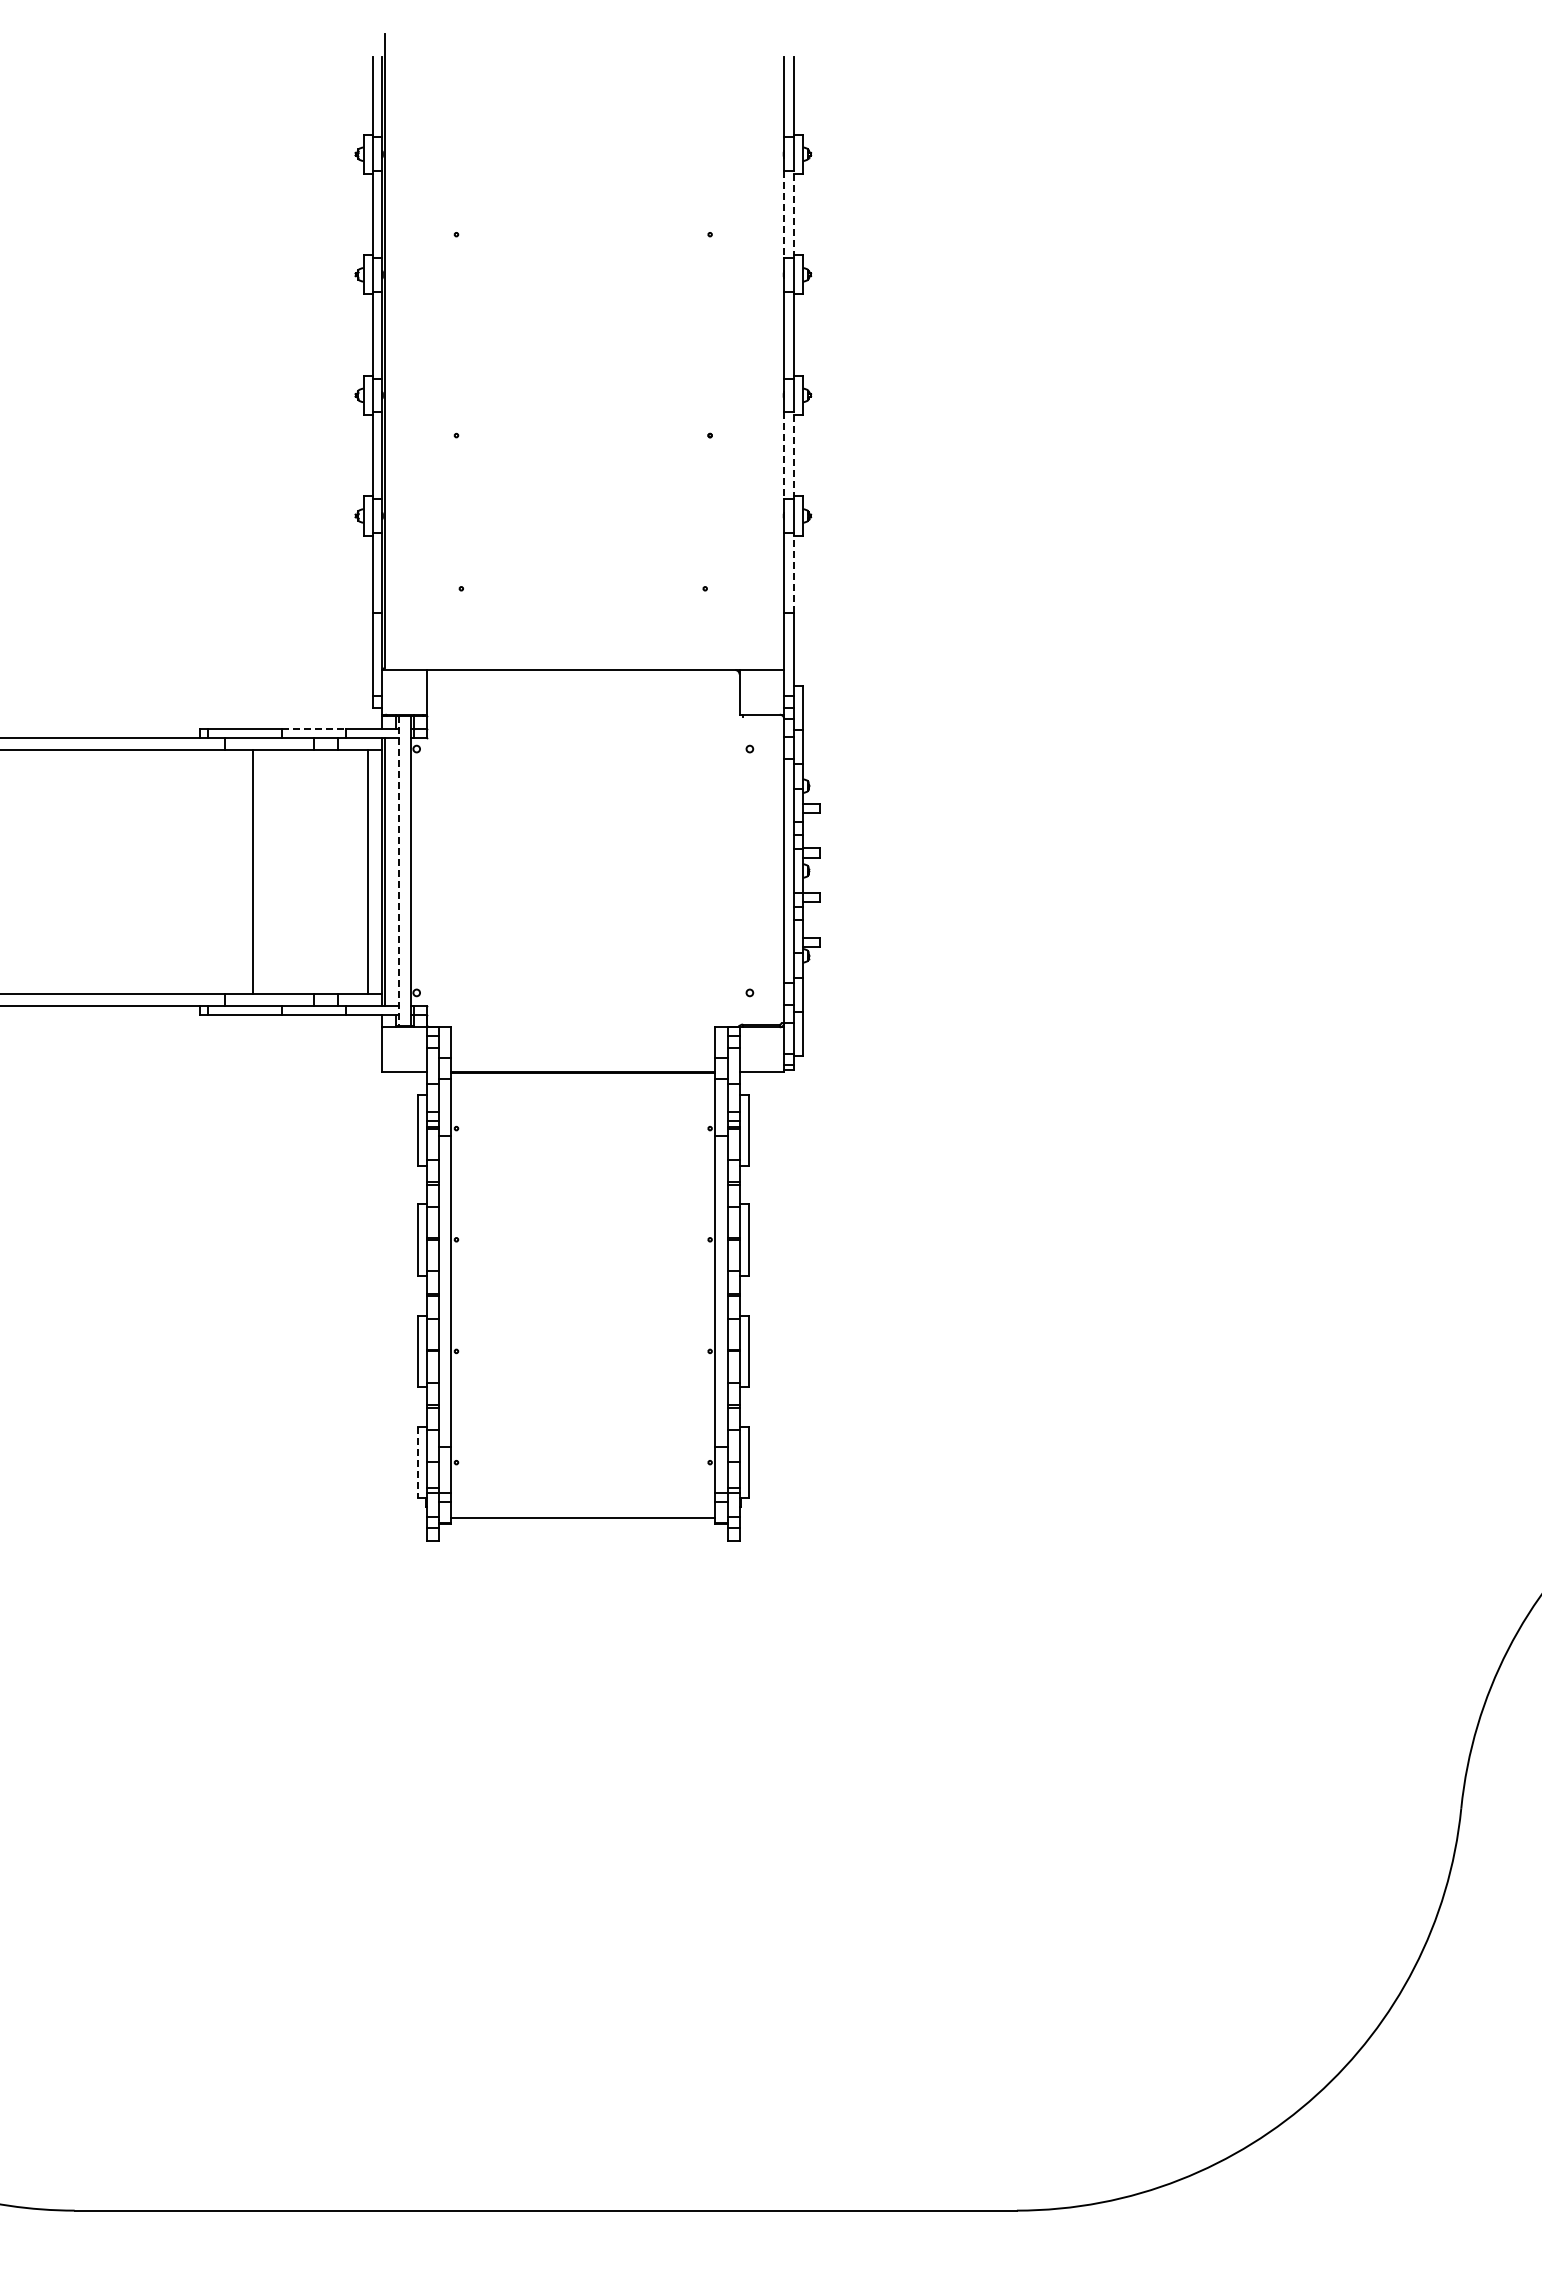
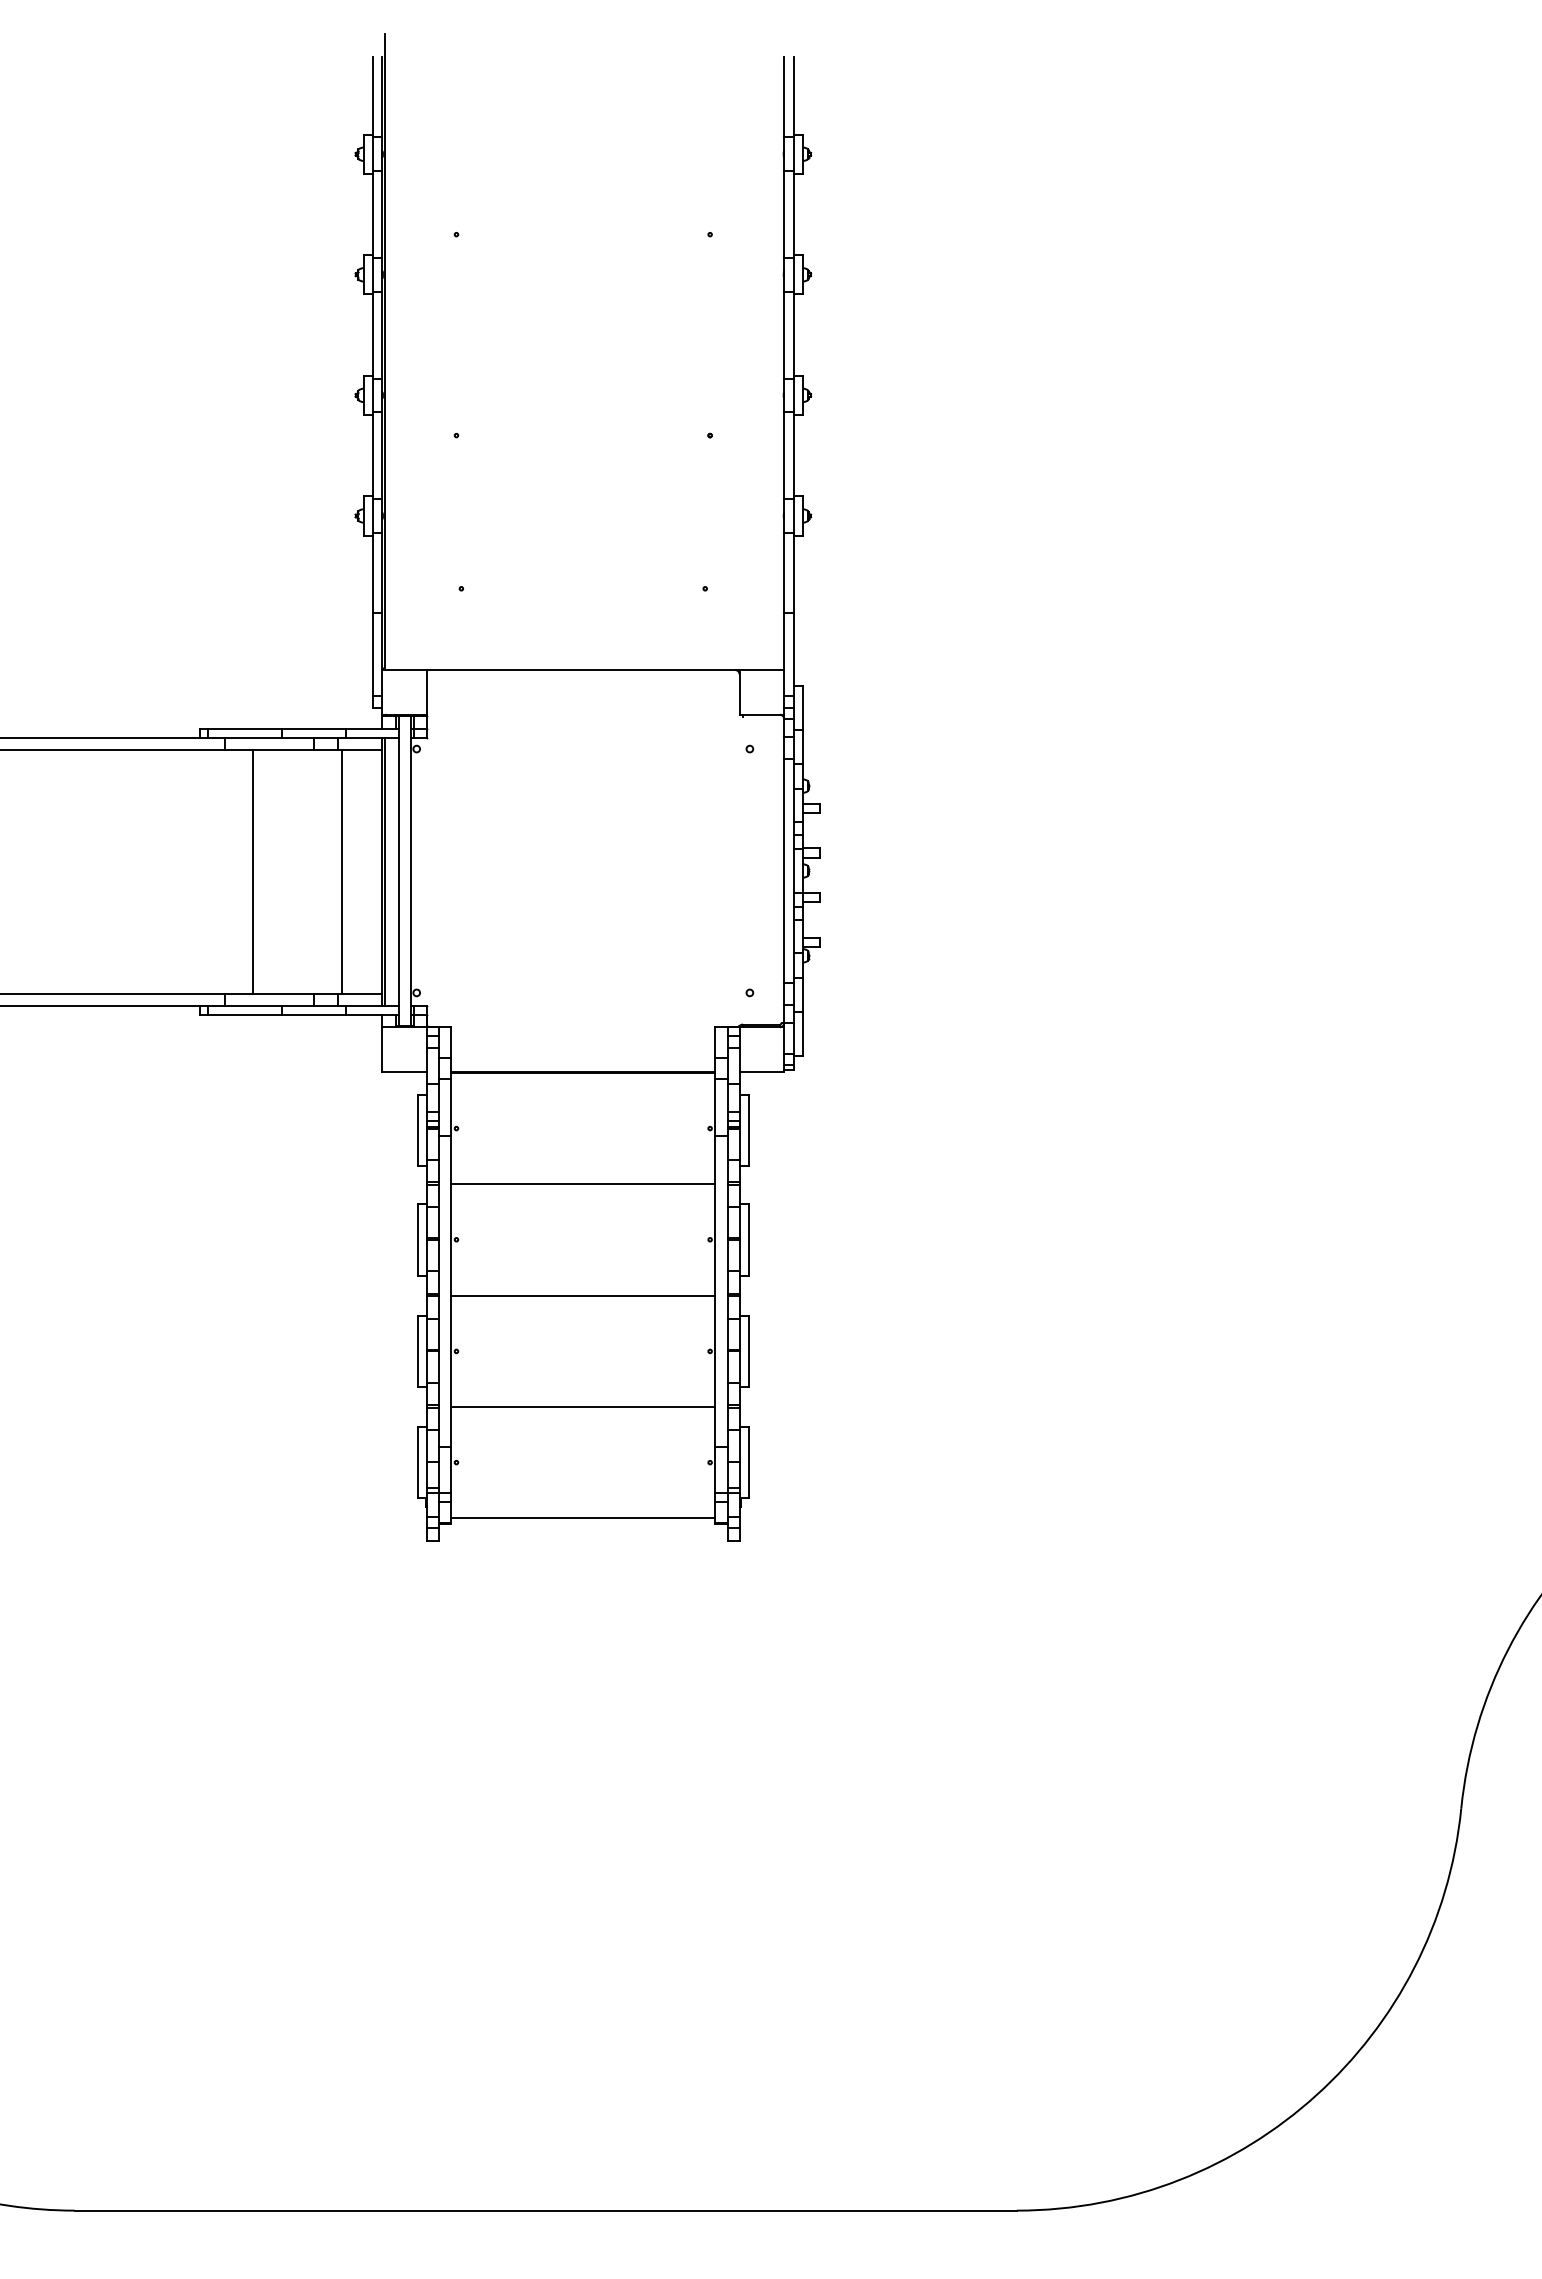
line: dashed -> solid (793, 214)
line: dashed -> solid (784, 215)
line: dashed -> solid (793, 455)
line: dashed -> solid (784, 456)
line: dashed -> solid (793, 572)
line: dashed -> solid (314, 728)
line position: (368, 871) -> (342, 871) (342, 871)
line: dashed -> solid (398, 871)
line: none -> present (583, 1184)
line: none -> present (583, 1295)
line: none -> present (583, 1407)
line: dashed -> solid (417, 1462)
